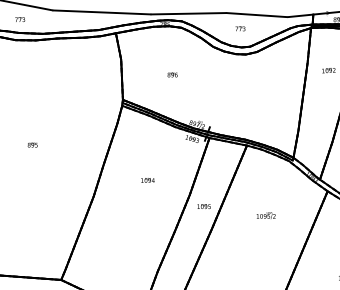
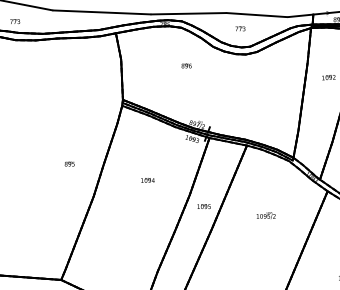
text position: (20, 19) -> (15, 21) (15, 21)
text position: (328, 70) -> (328, 77) (328, 77)
text position: (172, 74) -> (186, 65) (186, 65)
text position: (32, 144) -> (69, 163) (69, 163)
